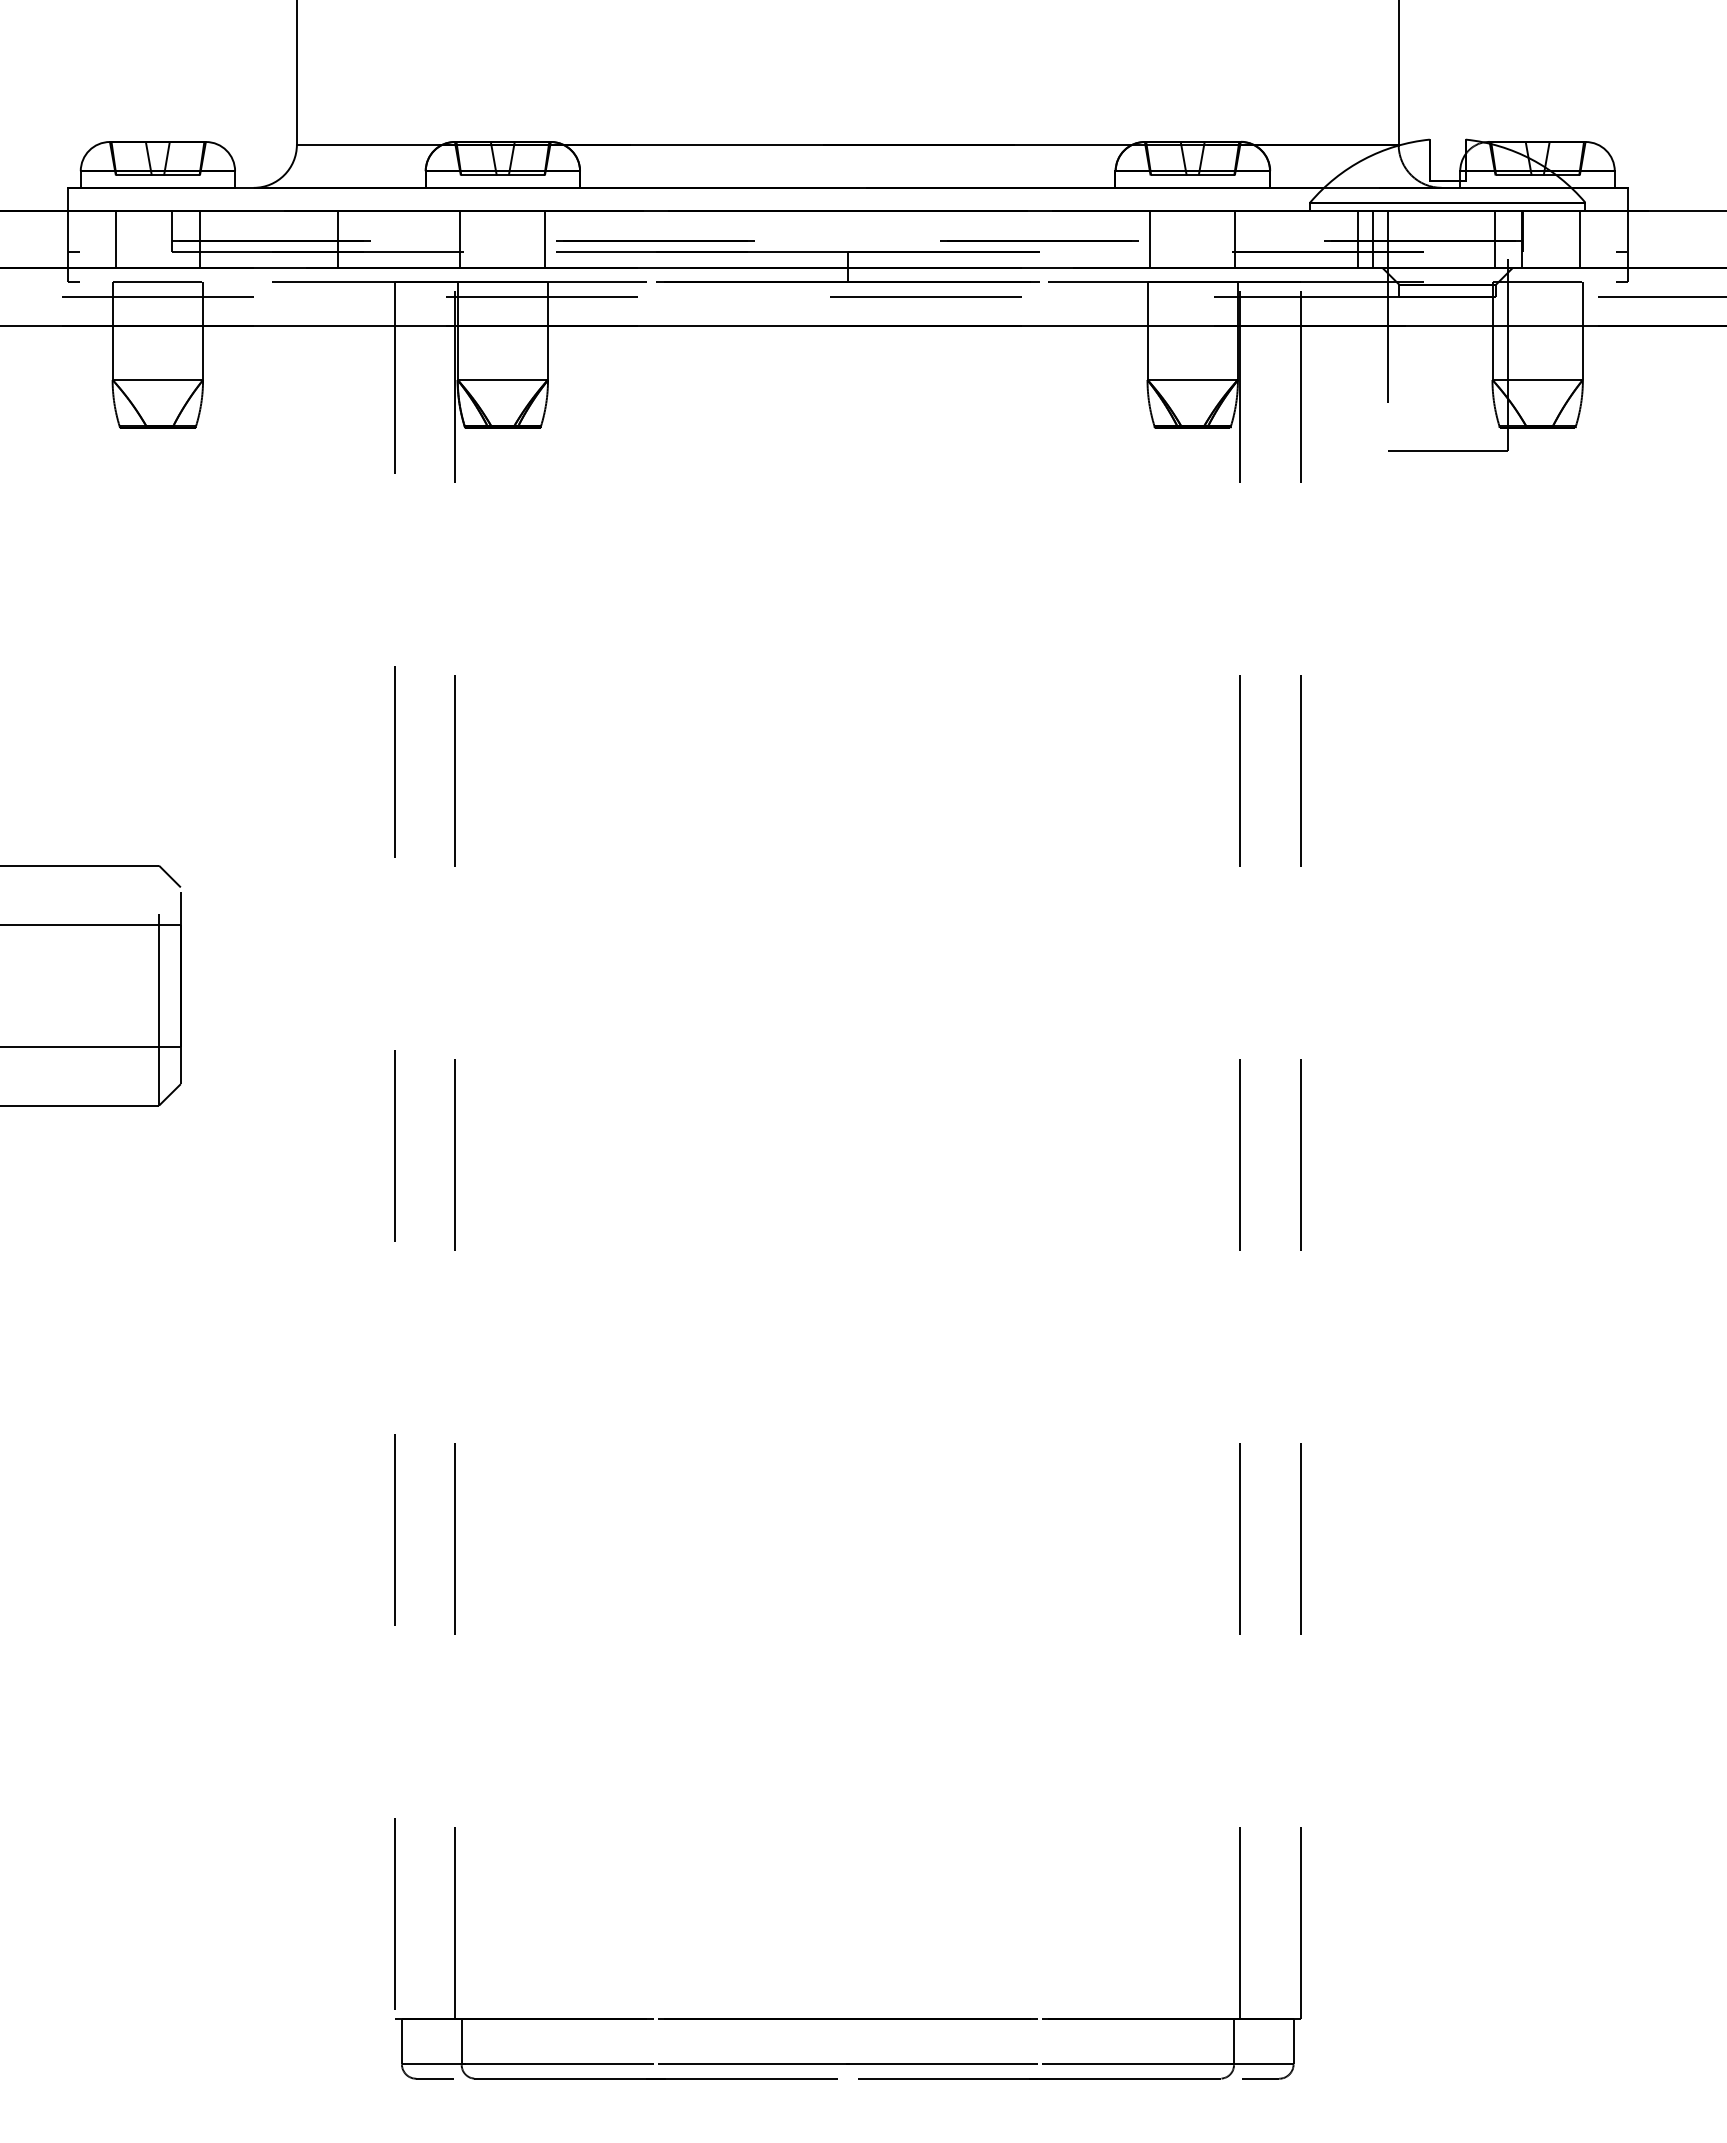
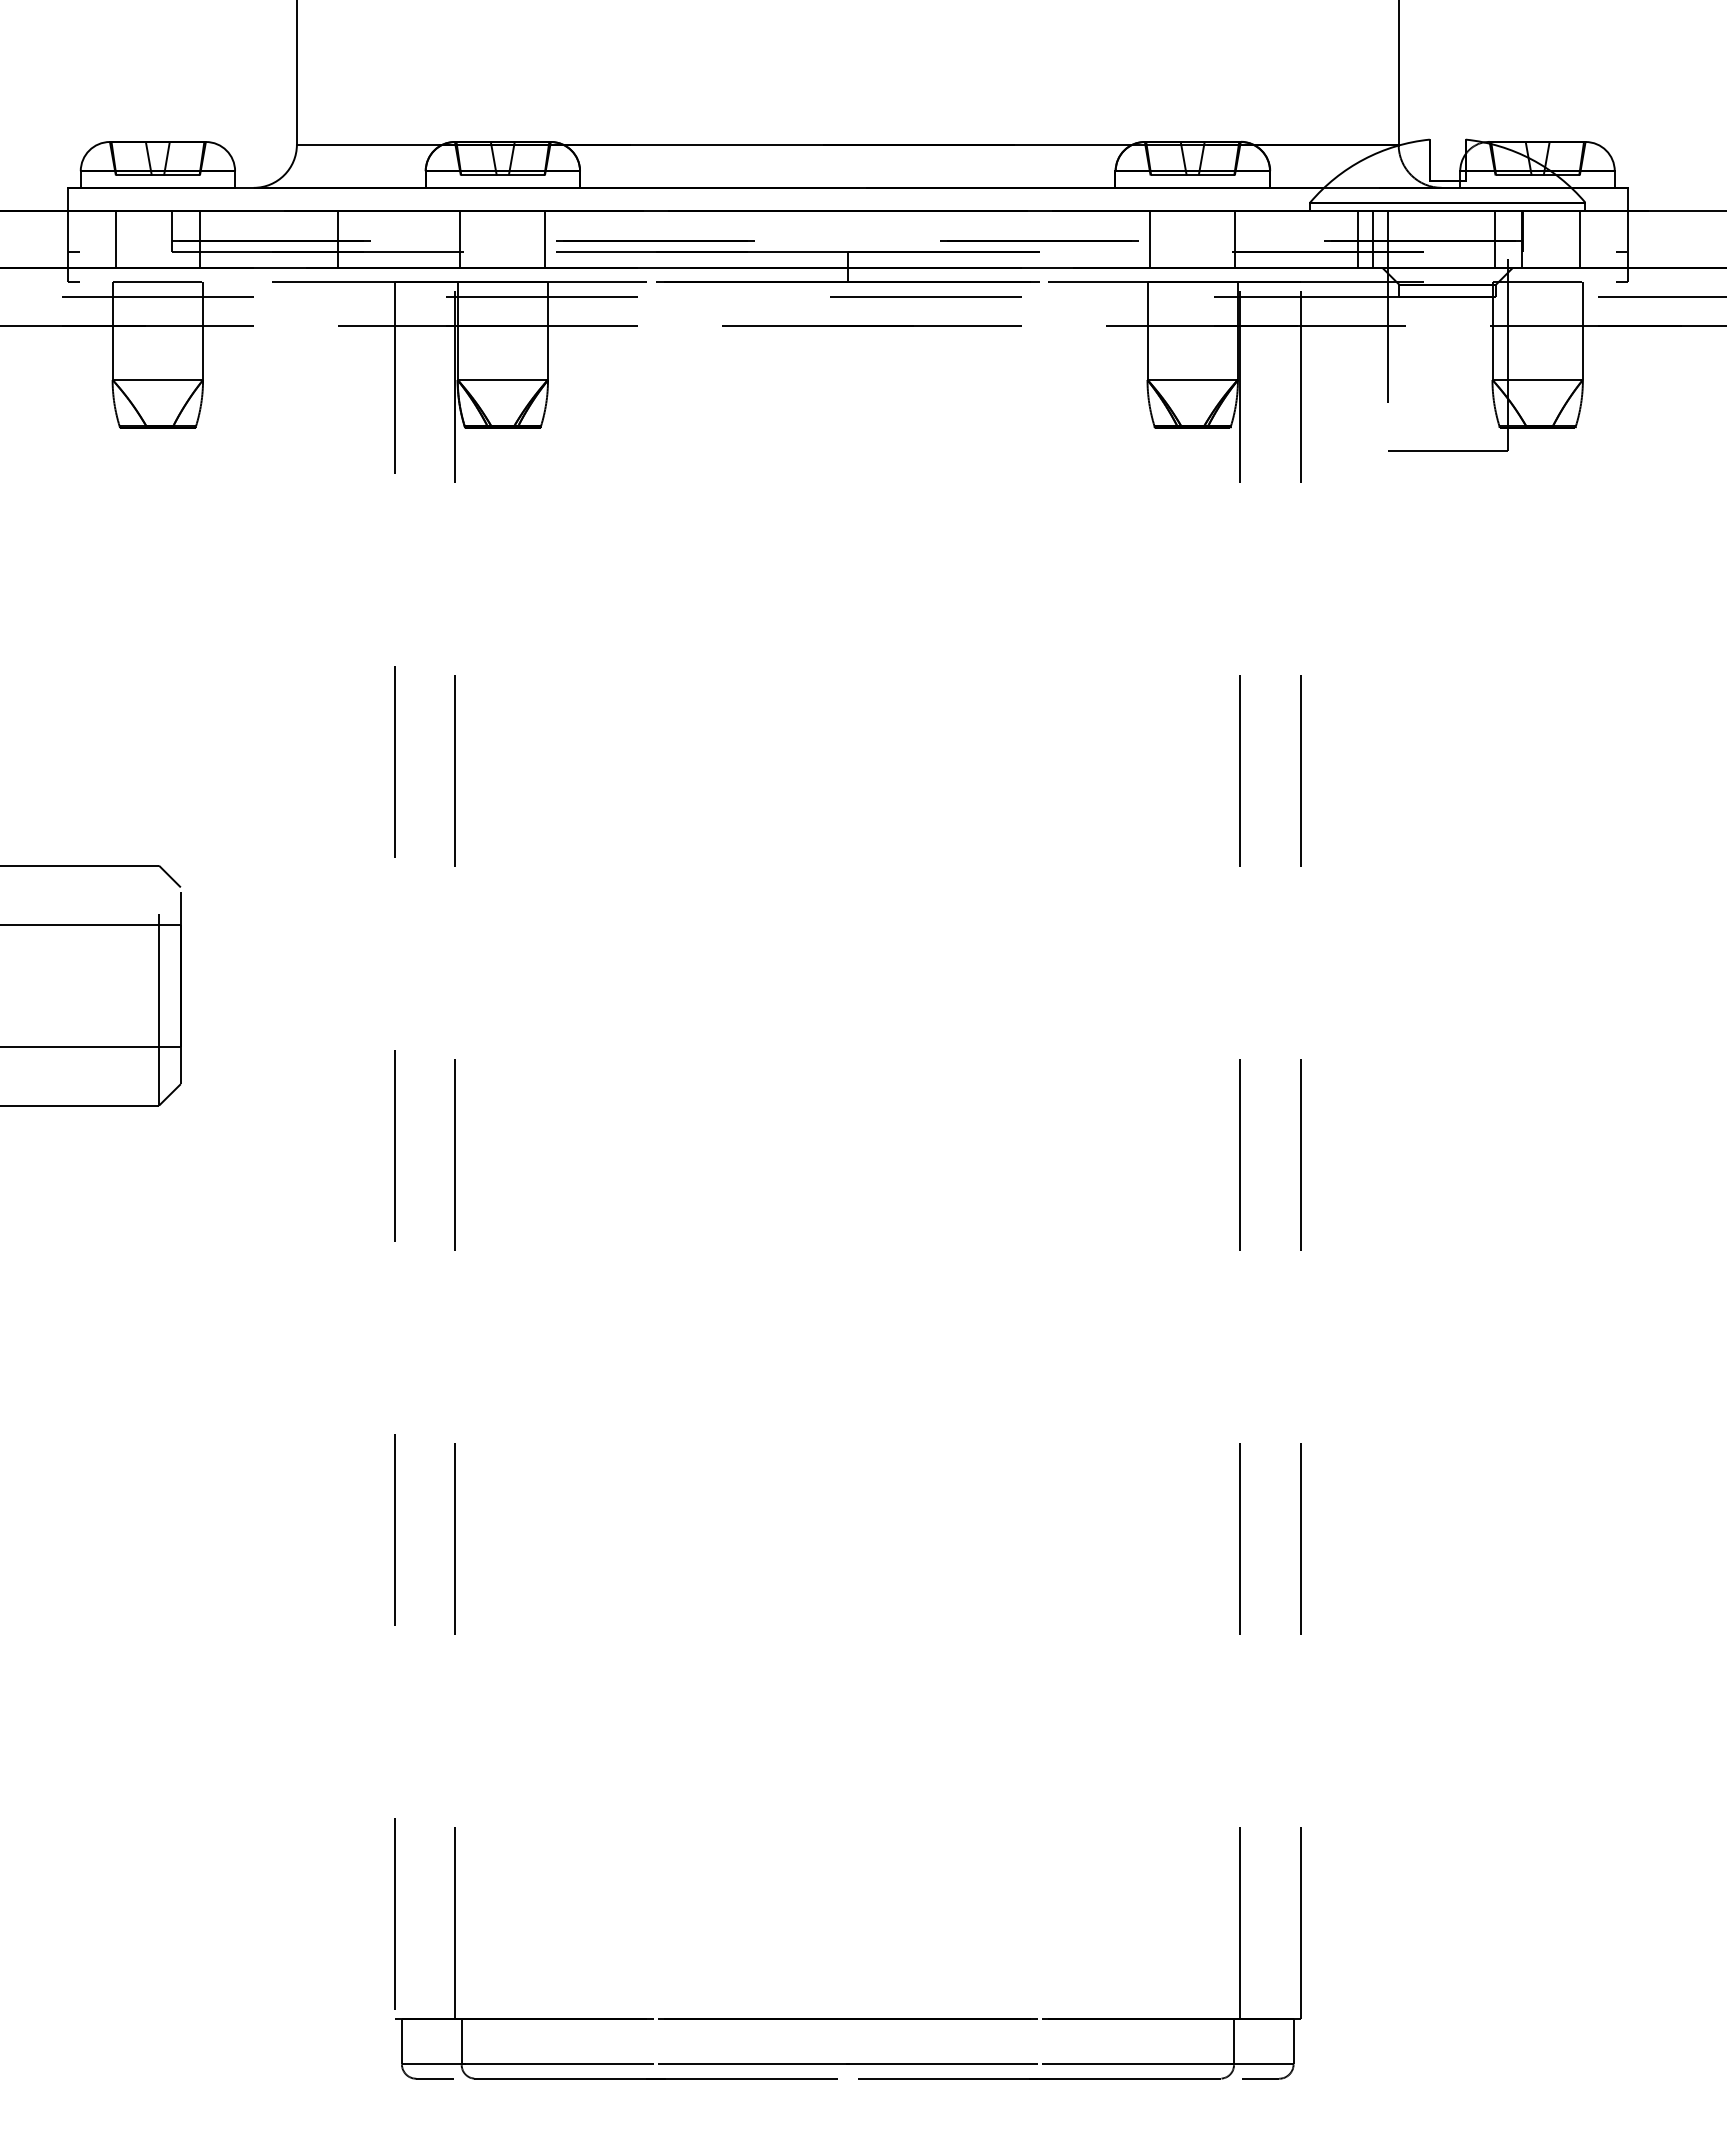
line: solid -> dashed (863, 325)
